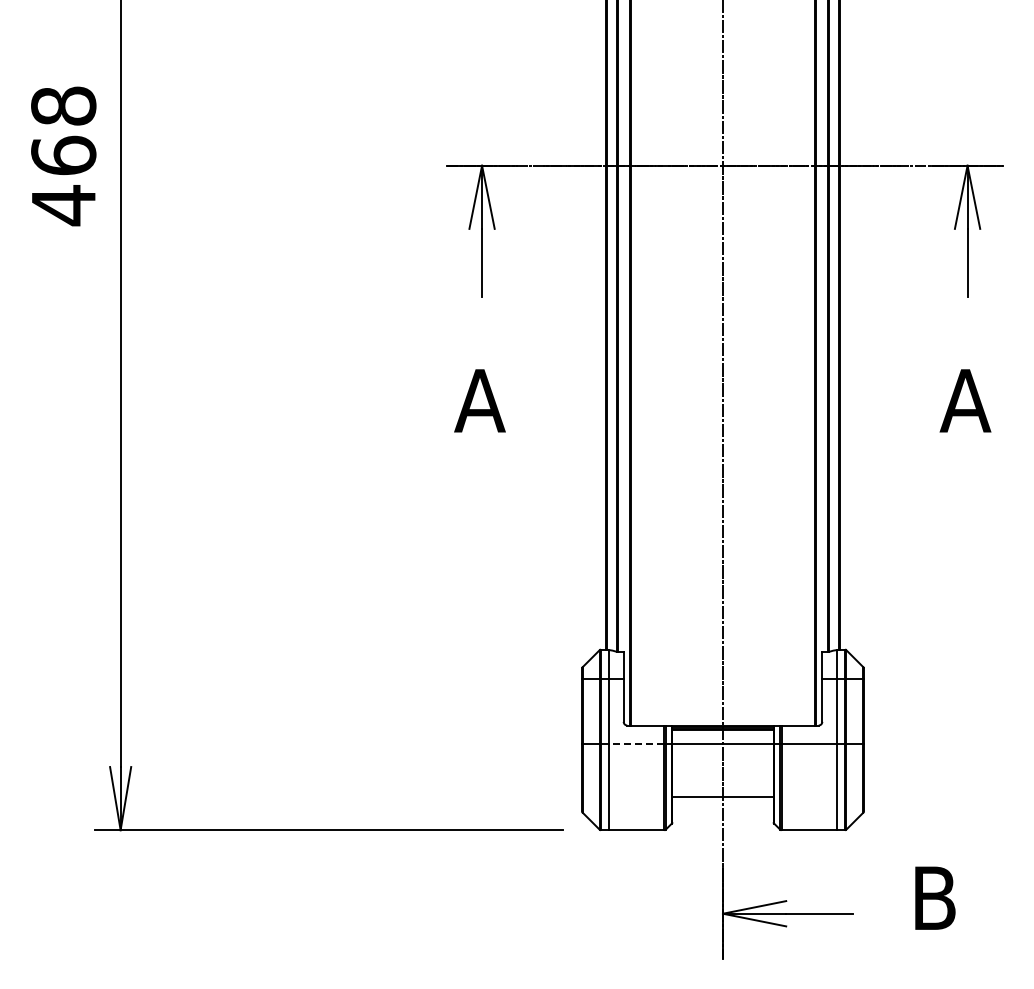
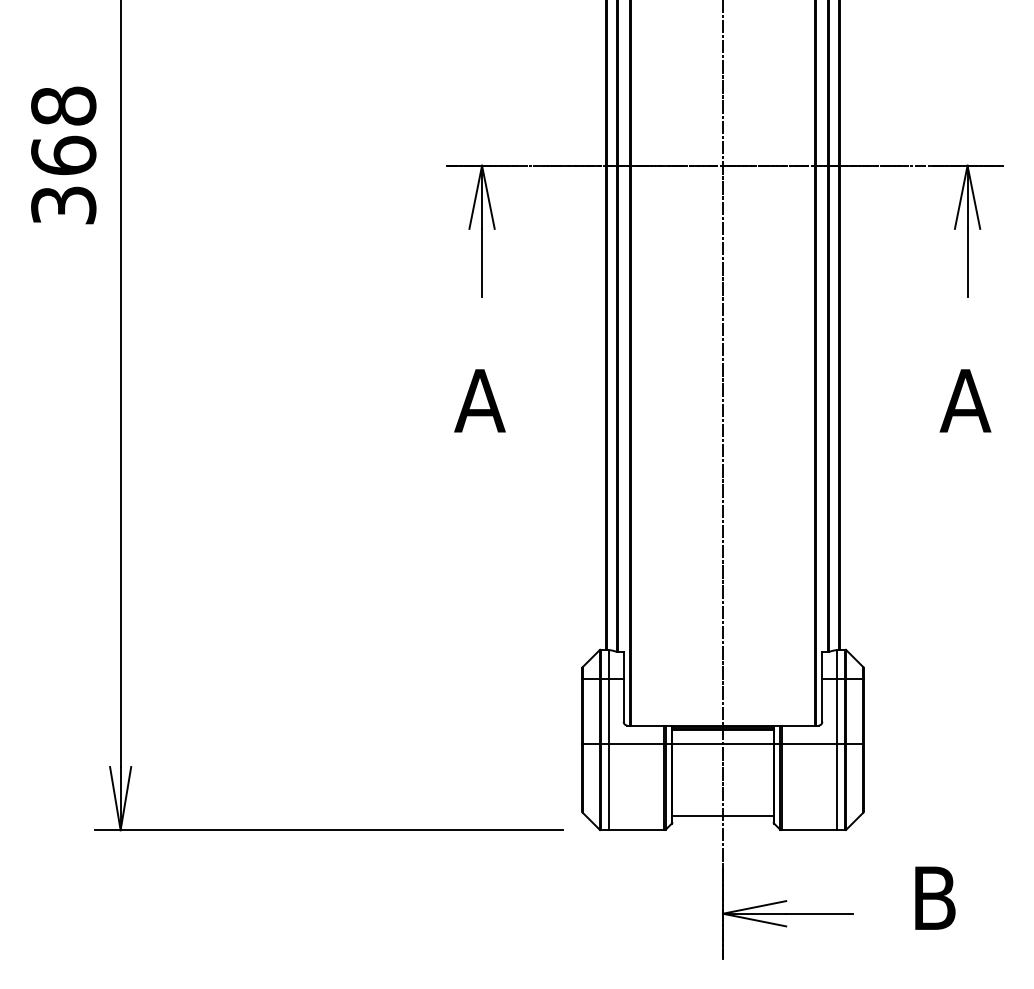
text: 468 -> 368 (63, 205)
line: dashed -> solid (636, 743)
line position: (722, 796) -> (722, 815) (722, 815)
